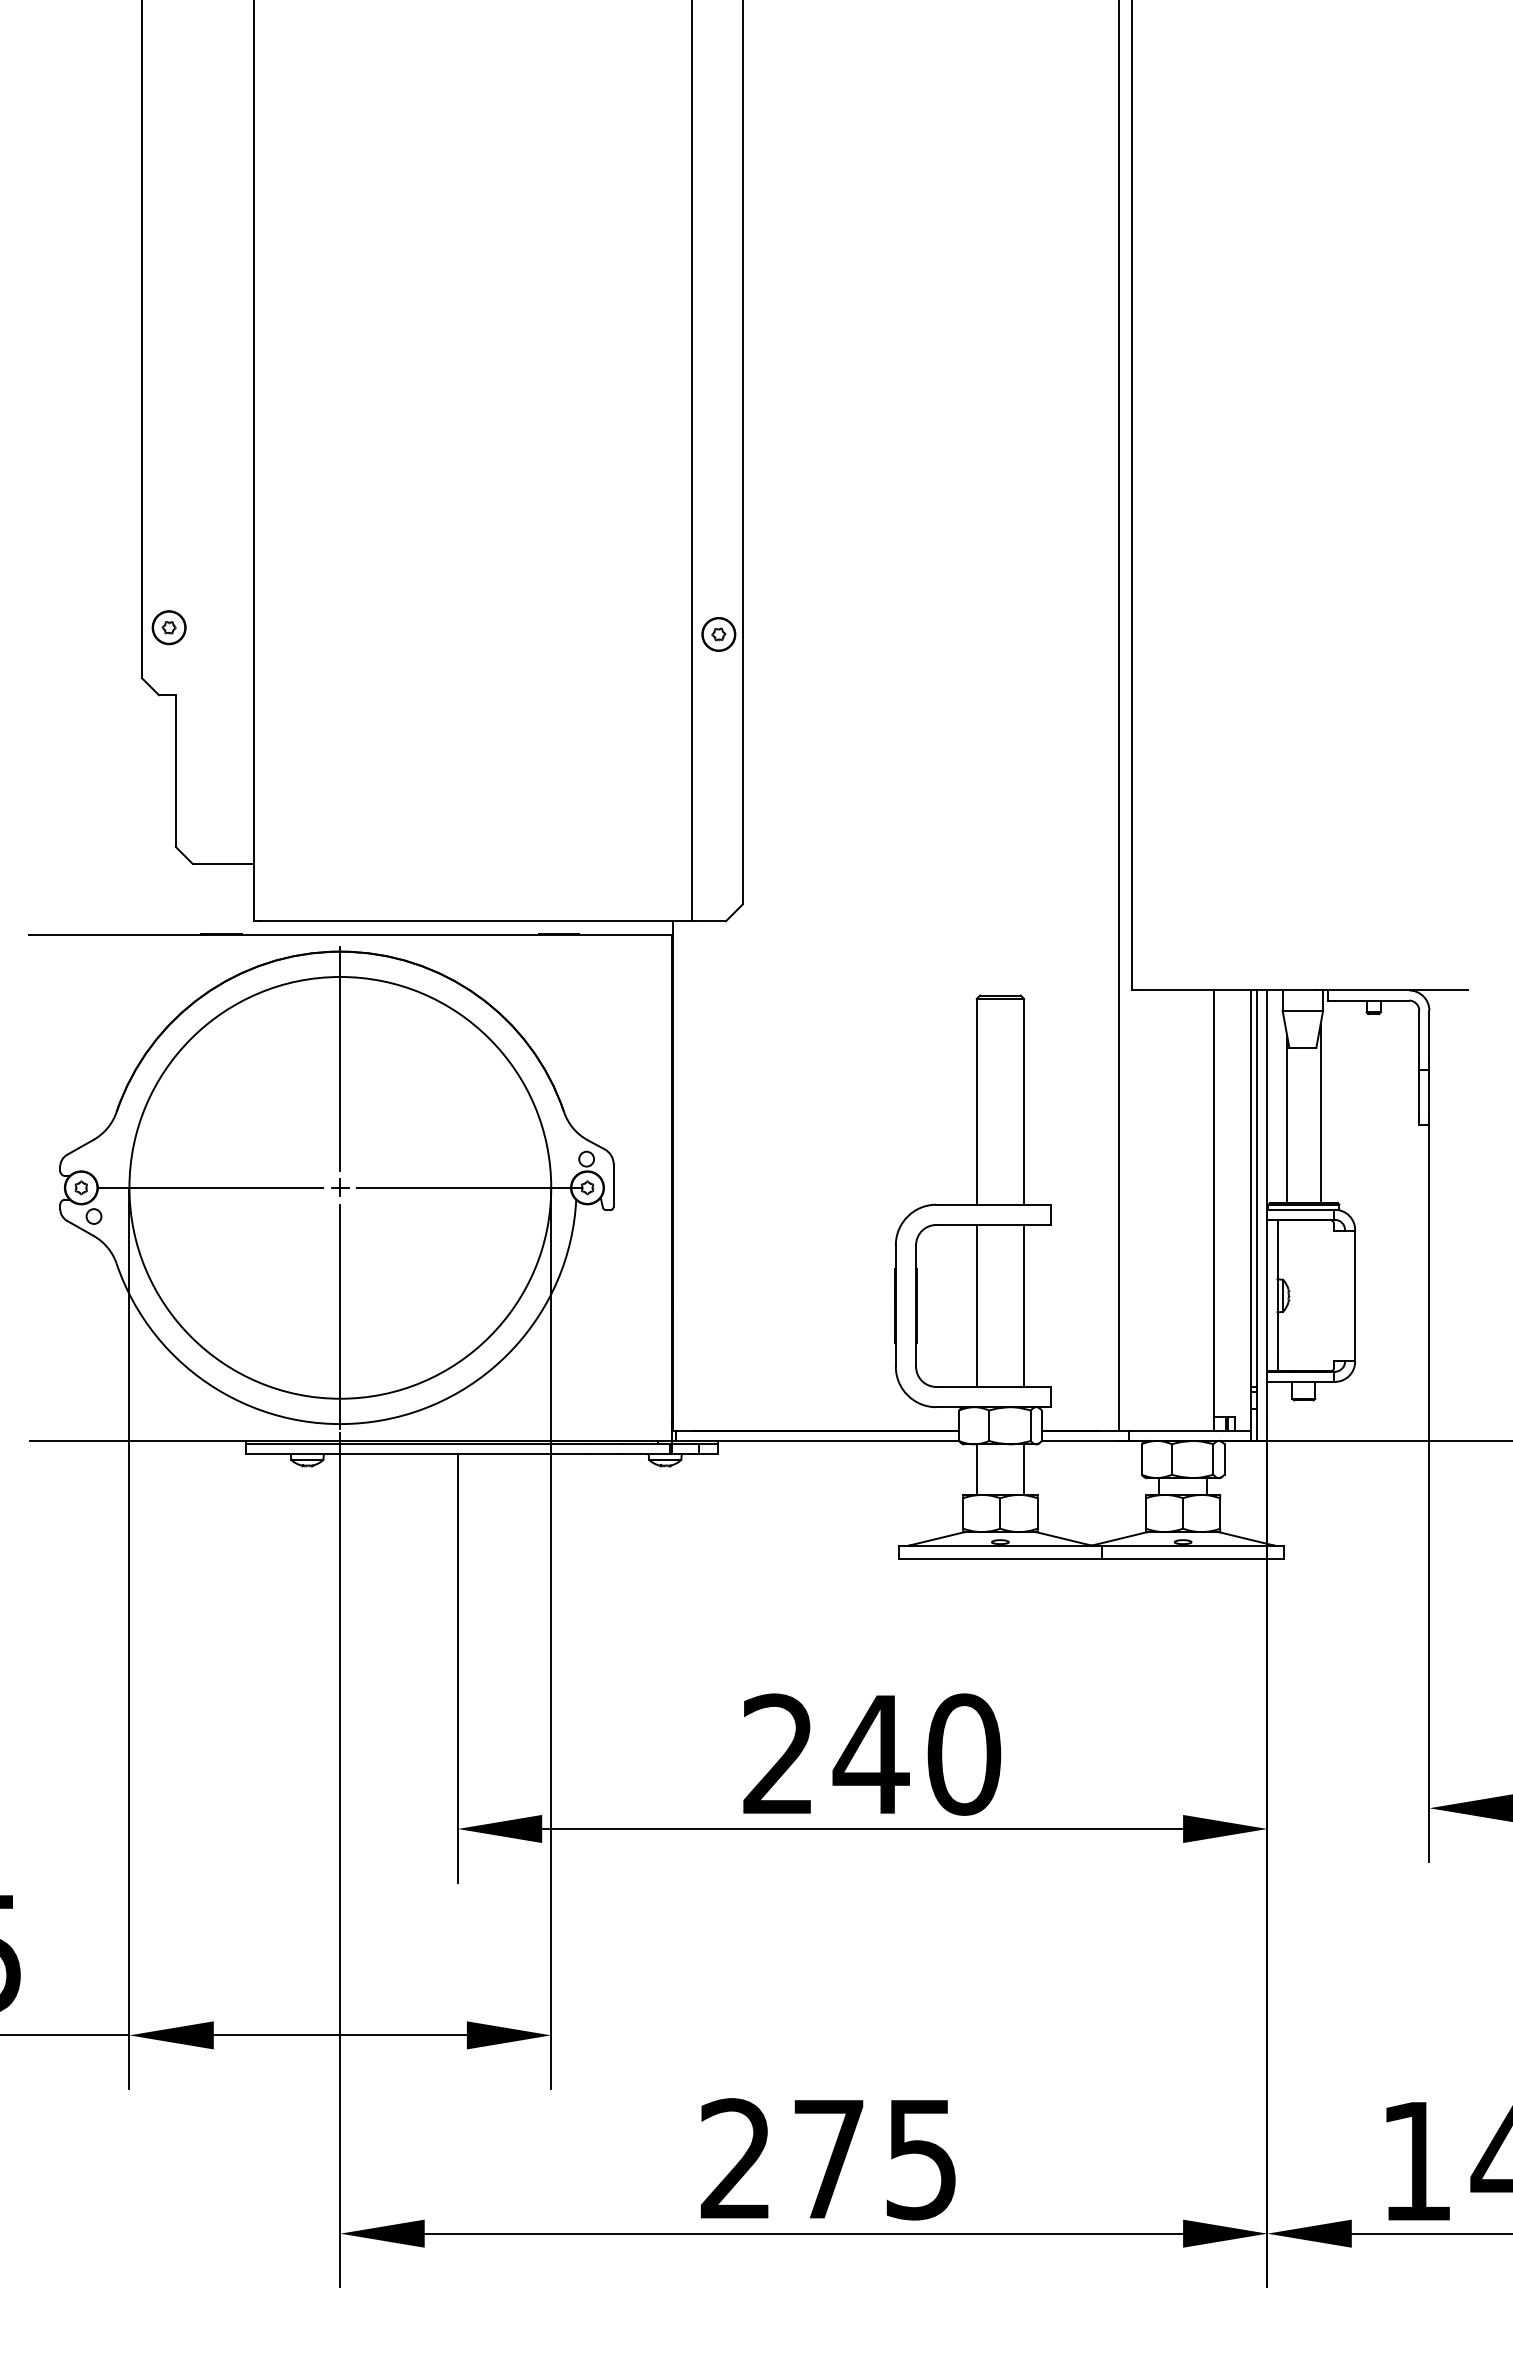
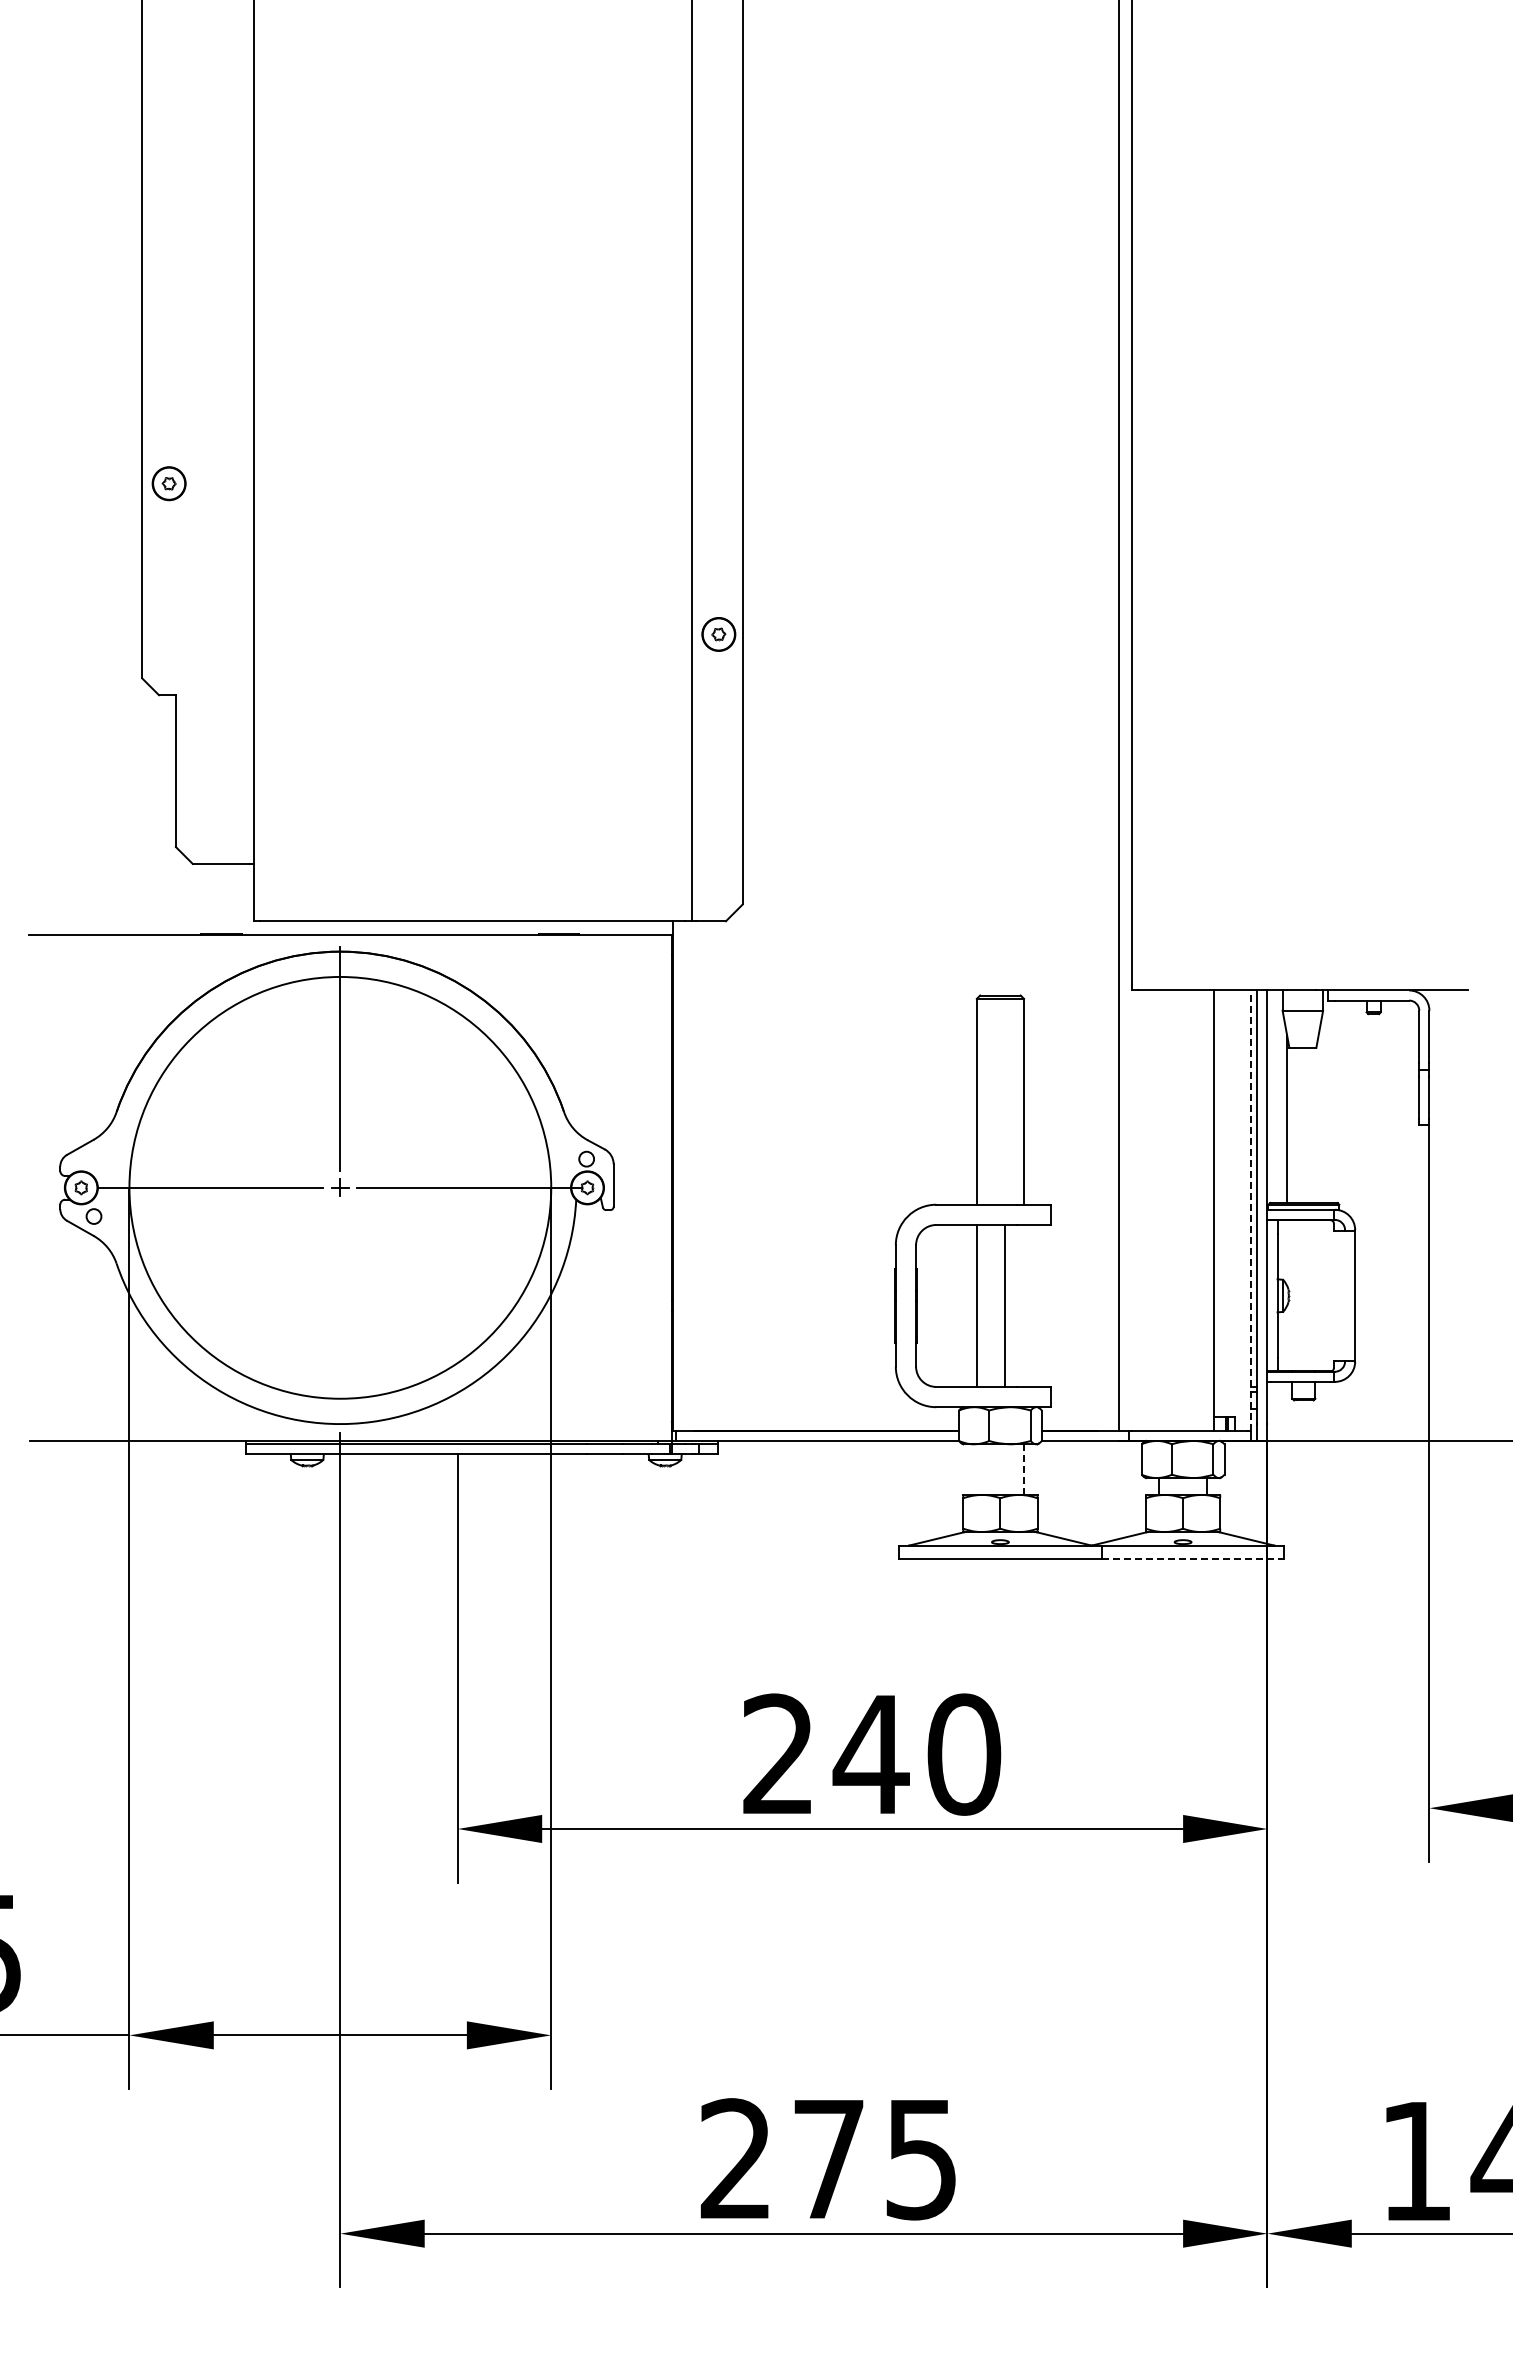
part position: (168, 627) -> (168, 483) (168, 483)
line: present -> none (1320, 1113)
line: solid -> dashed (1250, 1210)
line position: (1024, 1305) -> (1005, 1305) (1005, 1305)
line: present -> none (340, 1316)
line: present -> none (976, 1469)
line: solid -> dashed (1024, 1469)
line: solid -> dashed (1193, 1559)
